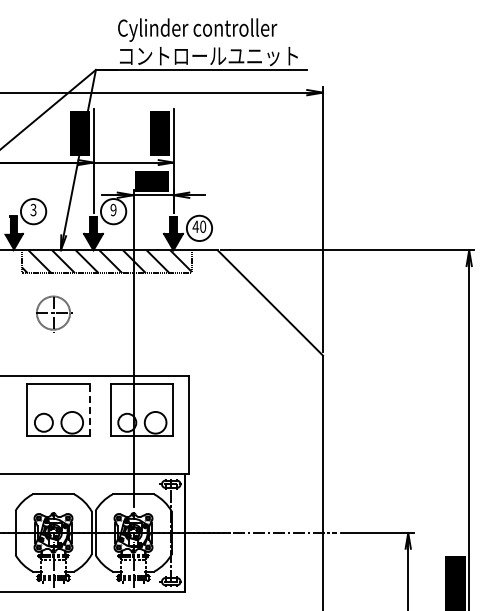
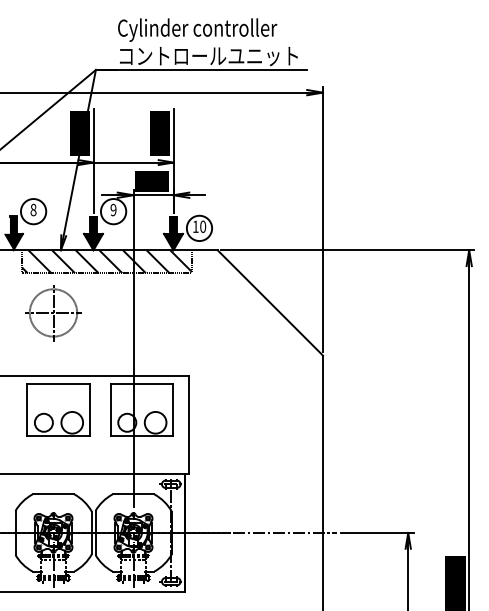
text: 3 -> 8 (33, 210)
text: 40 -> 10 (195, 226)
part size: 37x38 px -> 57x57 px (53, 313)
line: dashed -> solid (89, 409)
